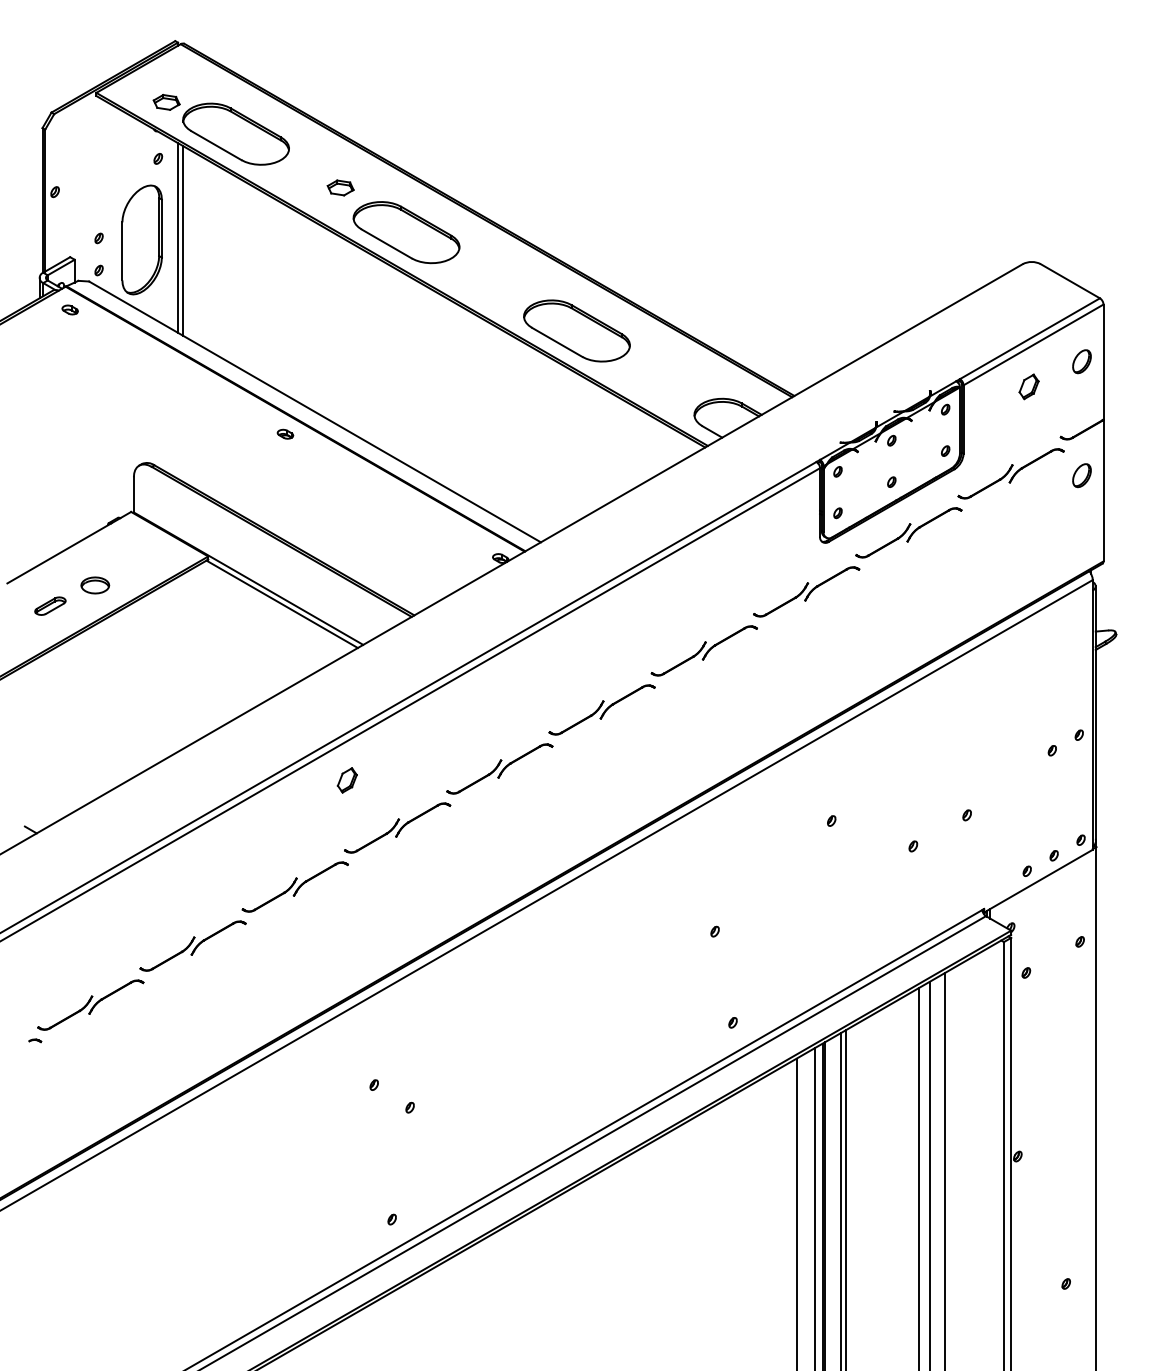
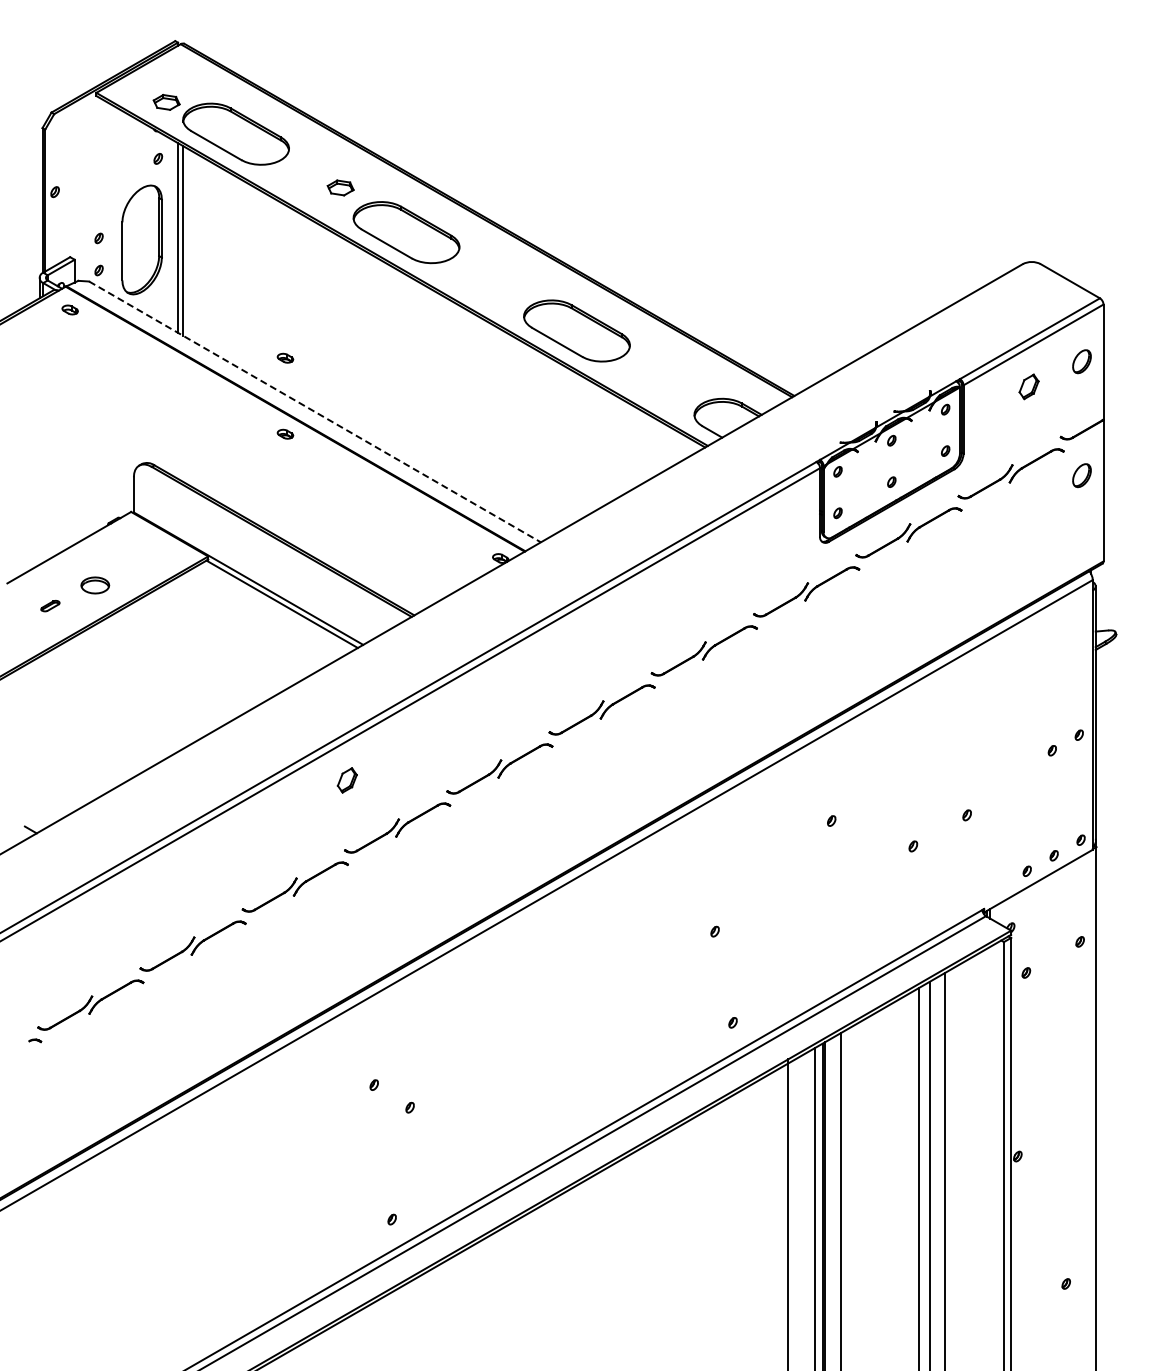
part: none -> present (285, 357)
line: solid -> dashed (315, 411)
part size: 33x20 px -> 21x13 px (50, 606)
line: present -> none (846, 1198)
line position: (796, 1212) -> (787, 1212) (787, 1212)
